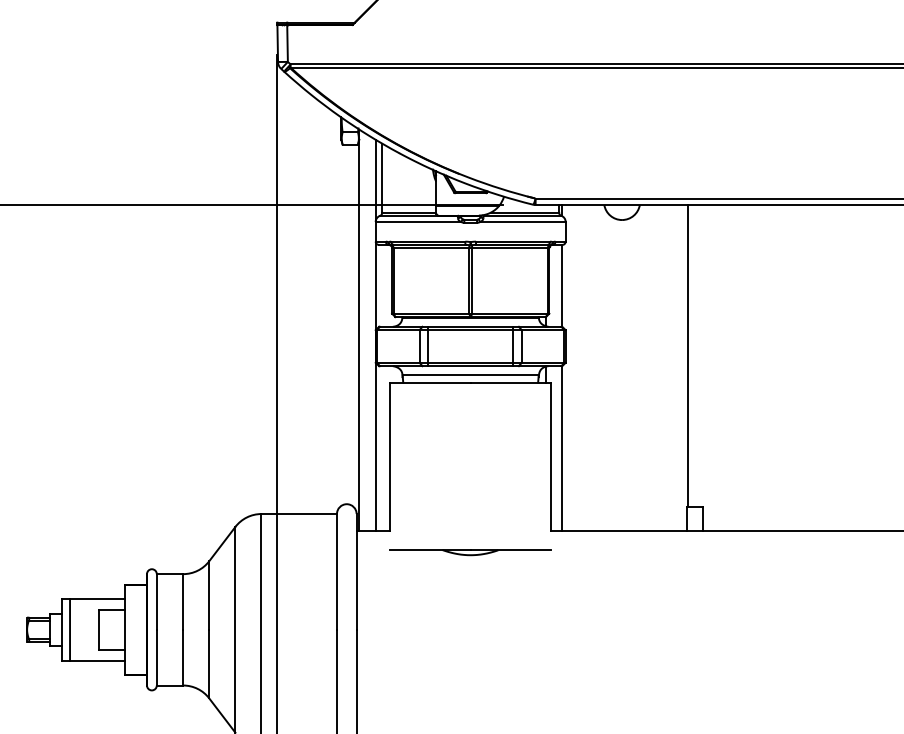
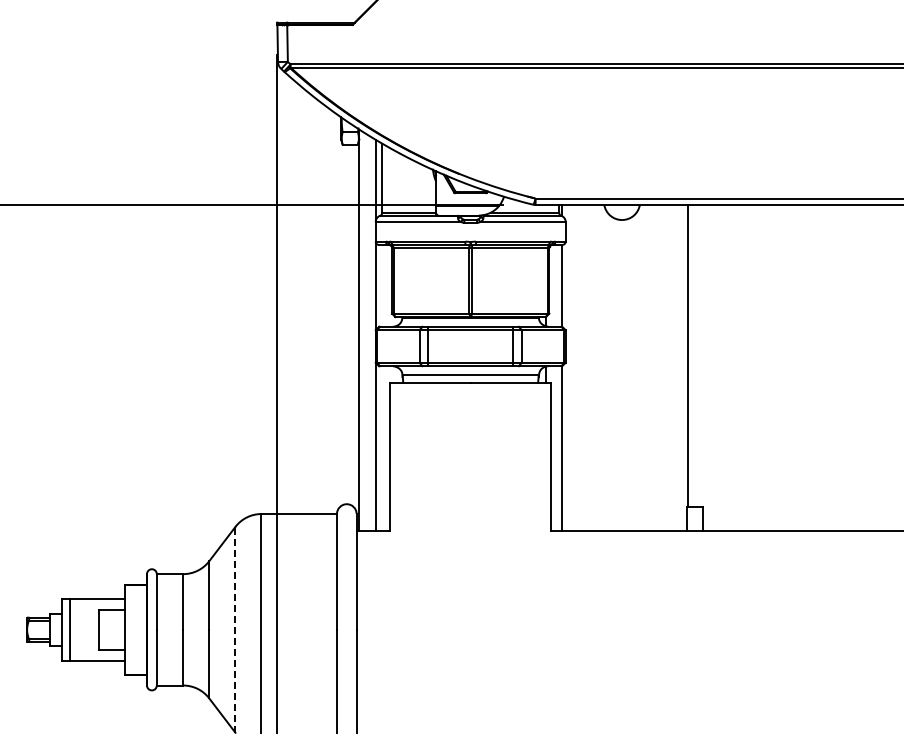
part: present -> none (470, 552)
line: solid -> dashed (235, 629)
